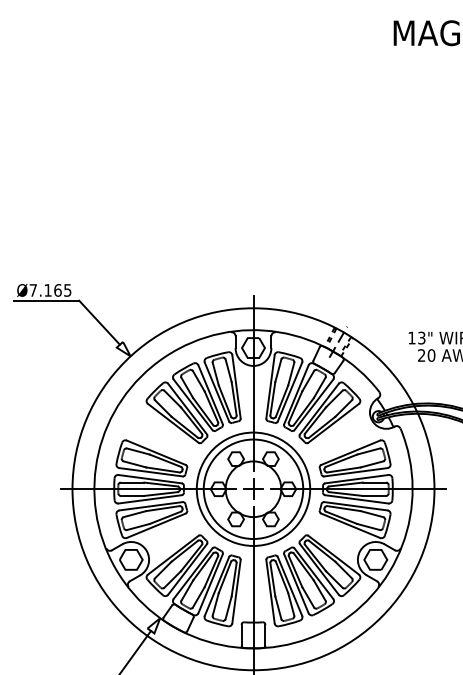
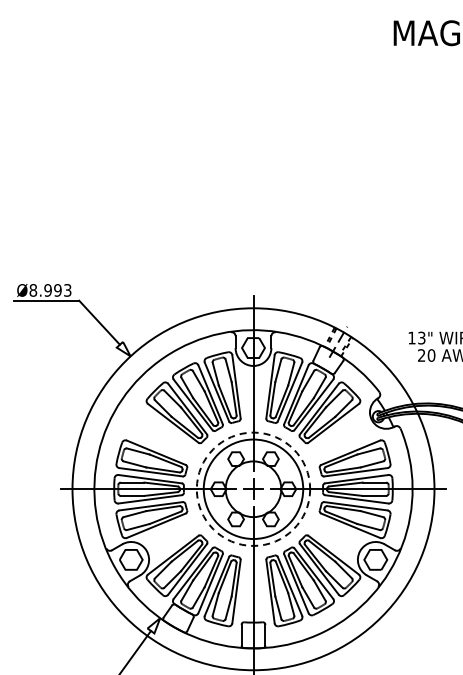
text: Ø7.165 -> Ø8.993 (50, 290)
circle: solid -> dashed (253, 488)
